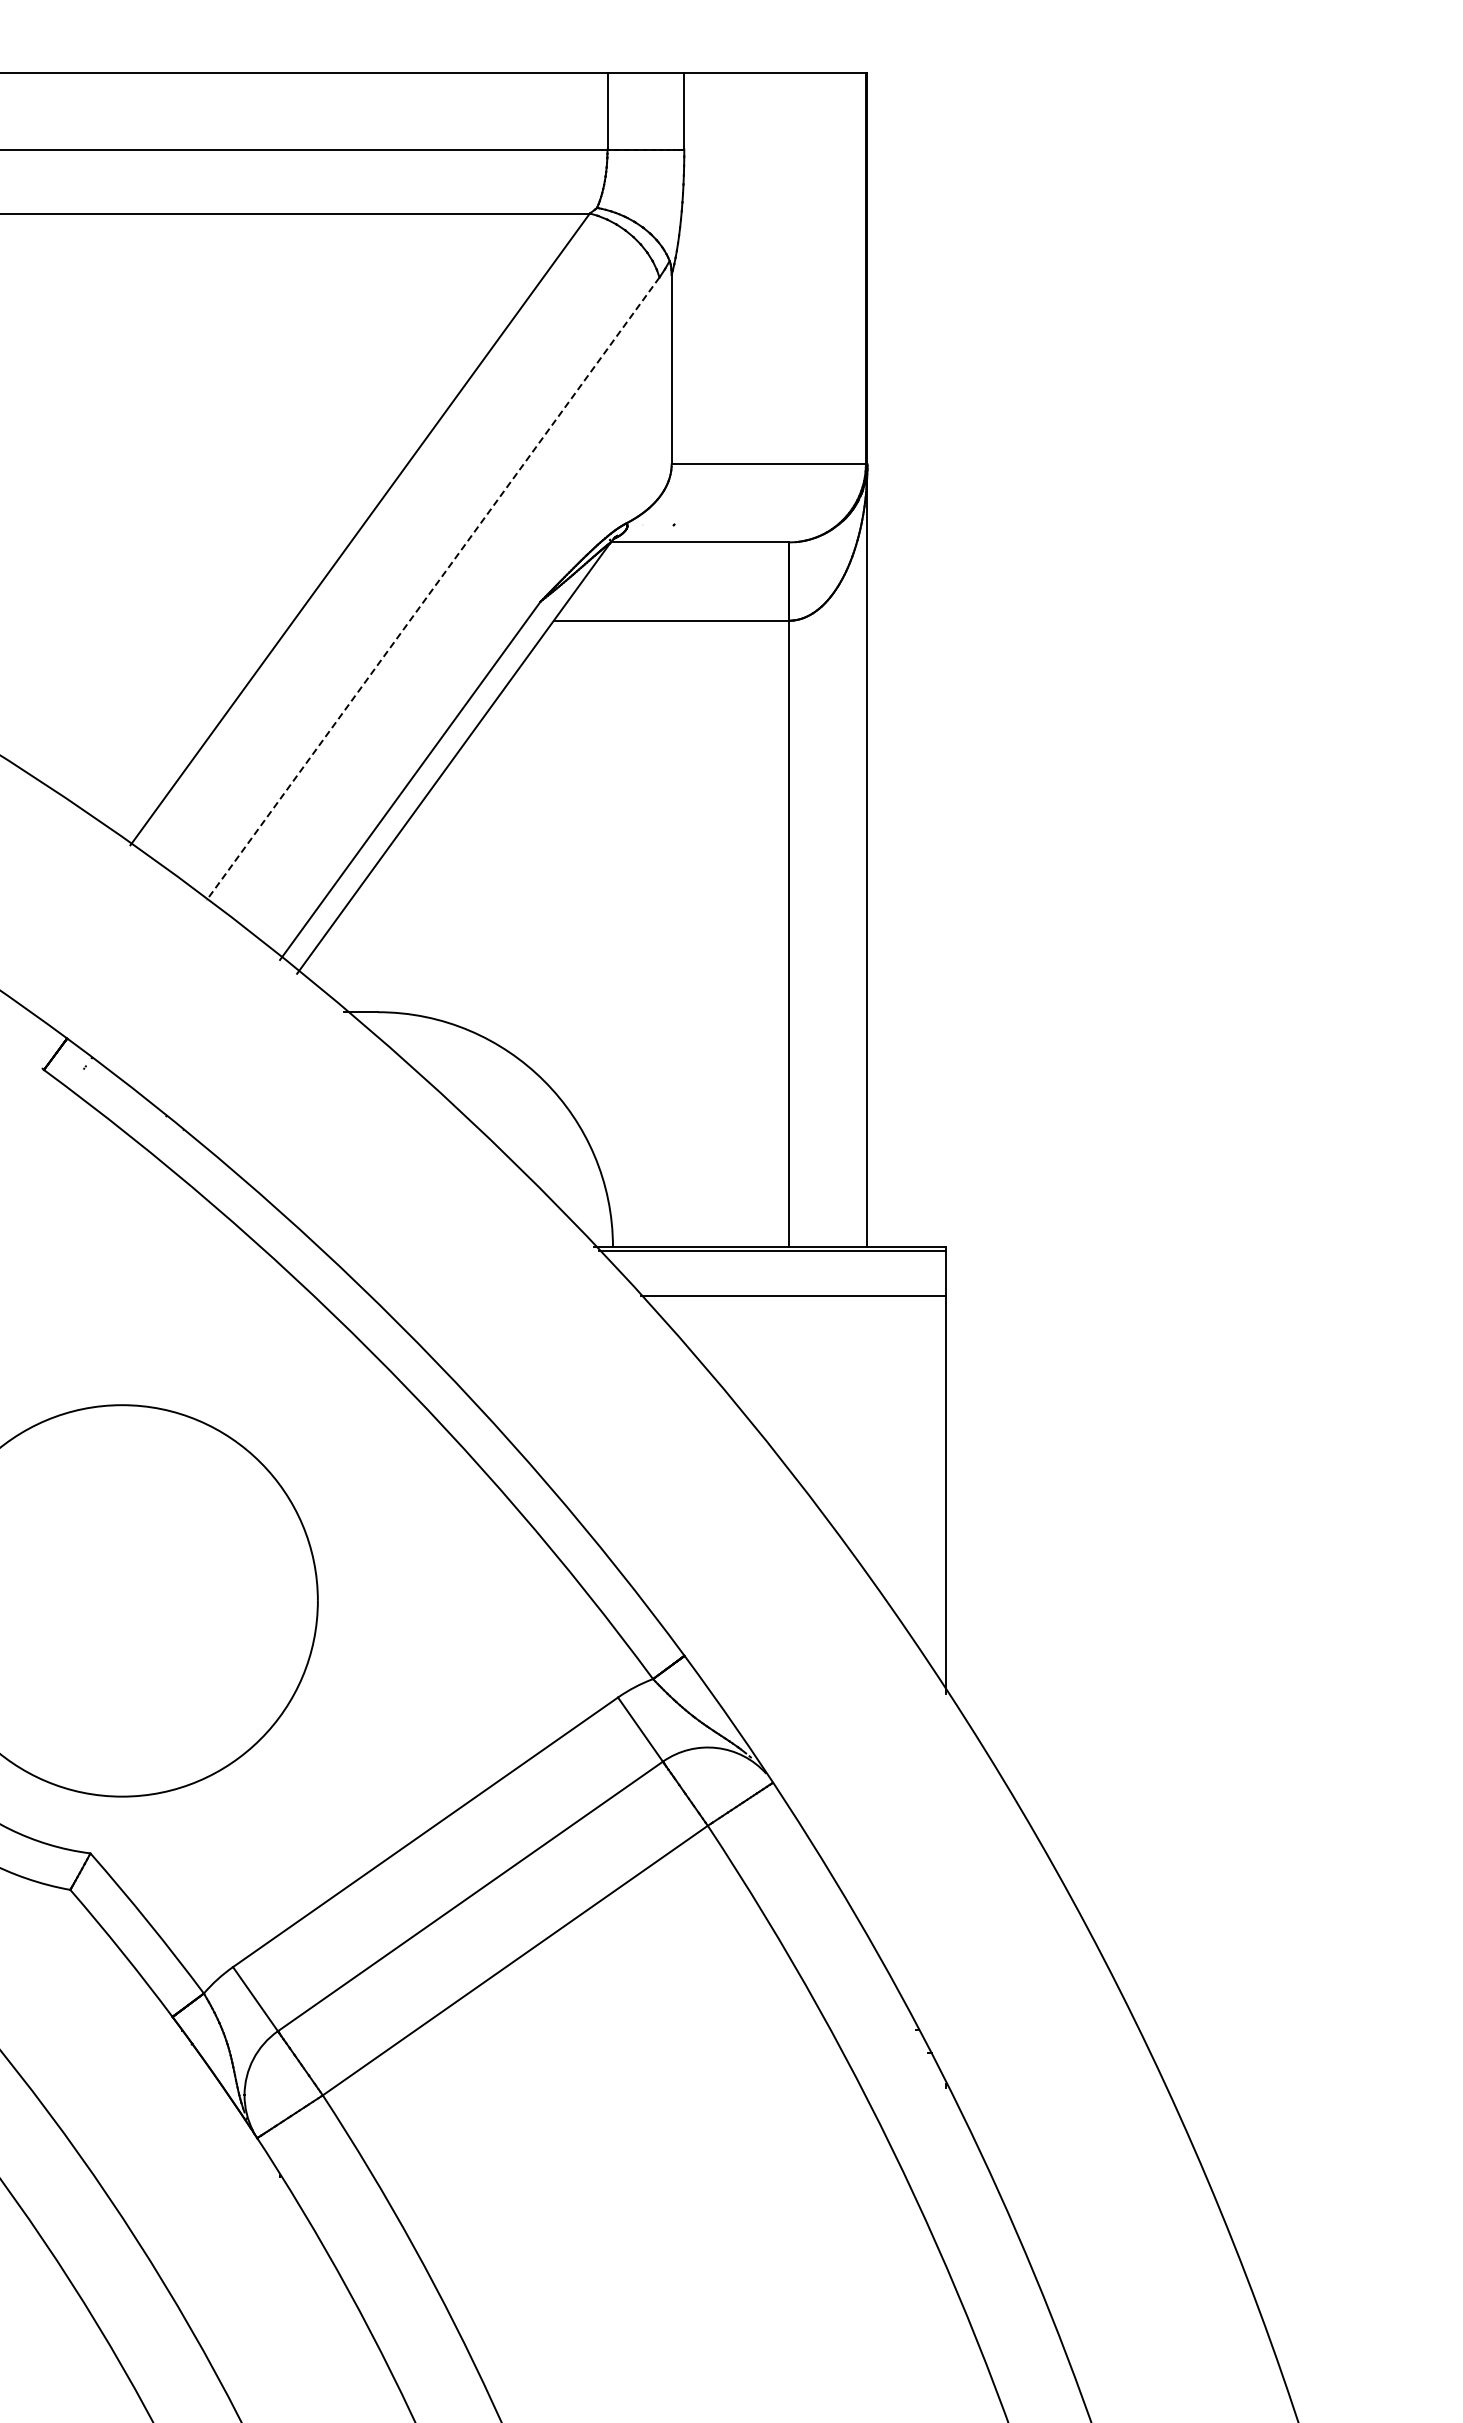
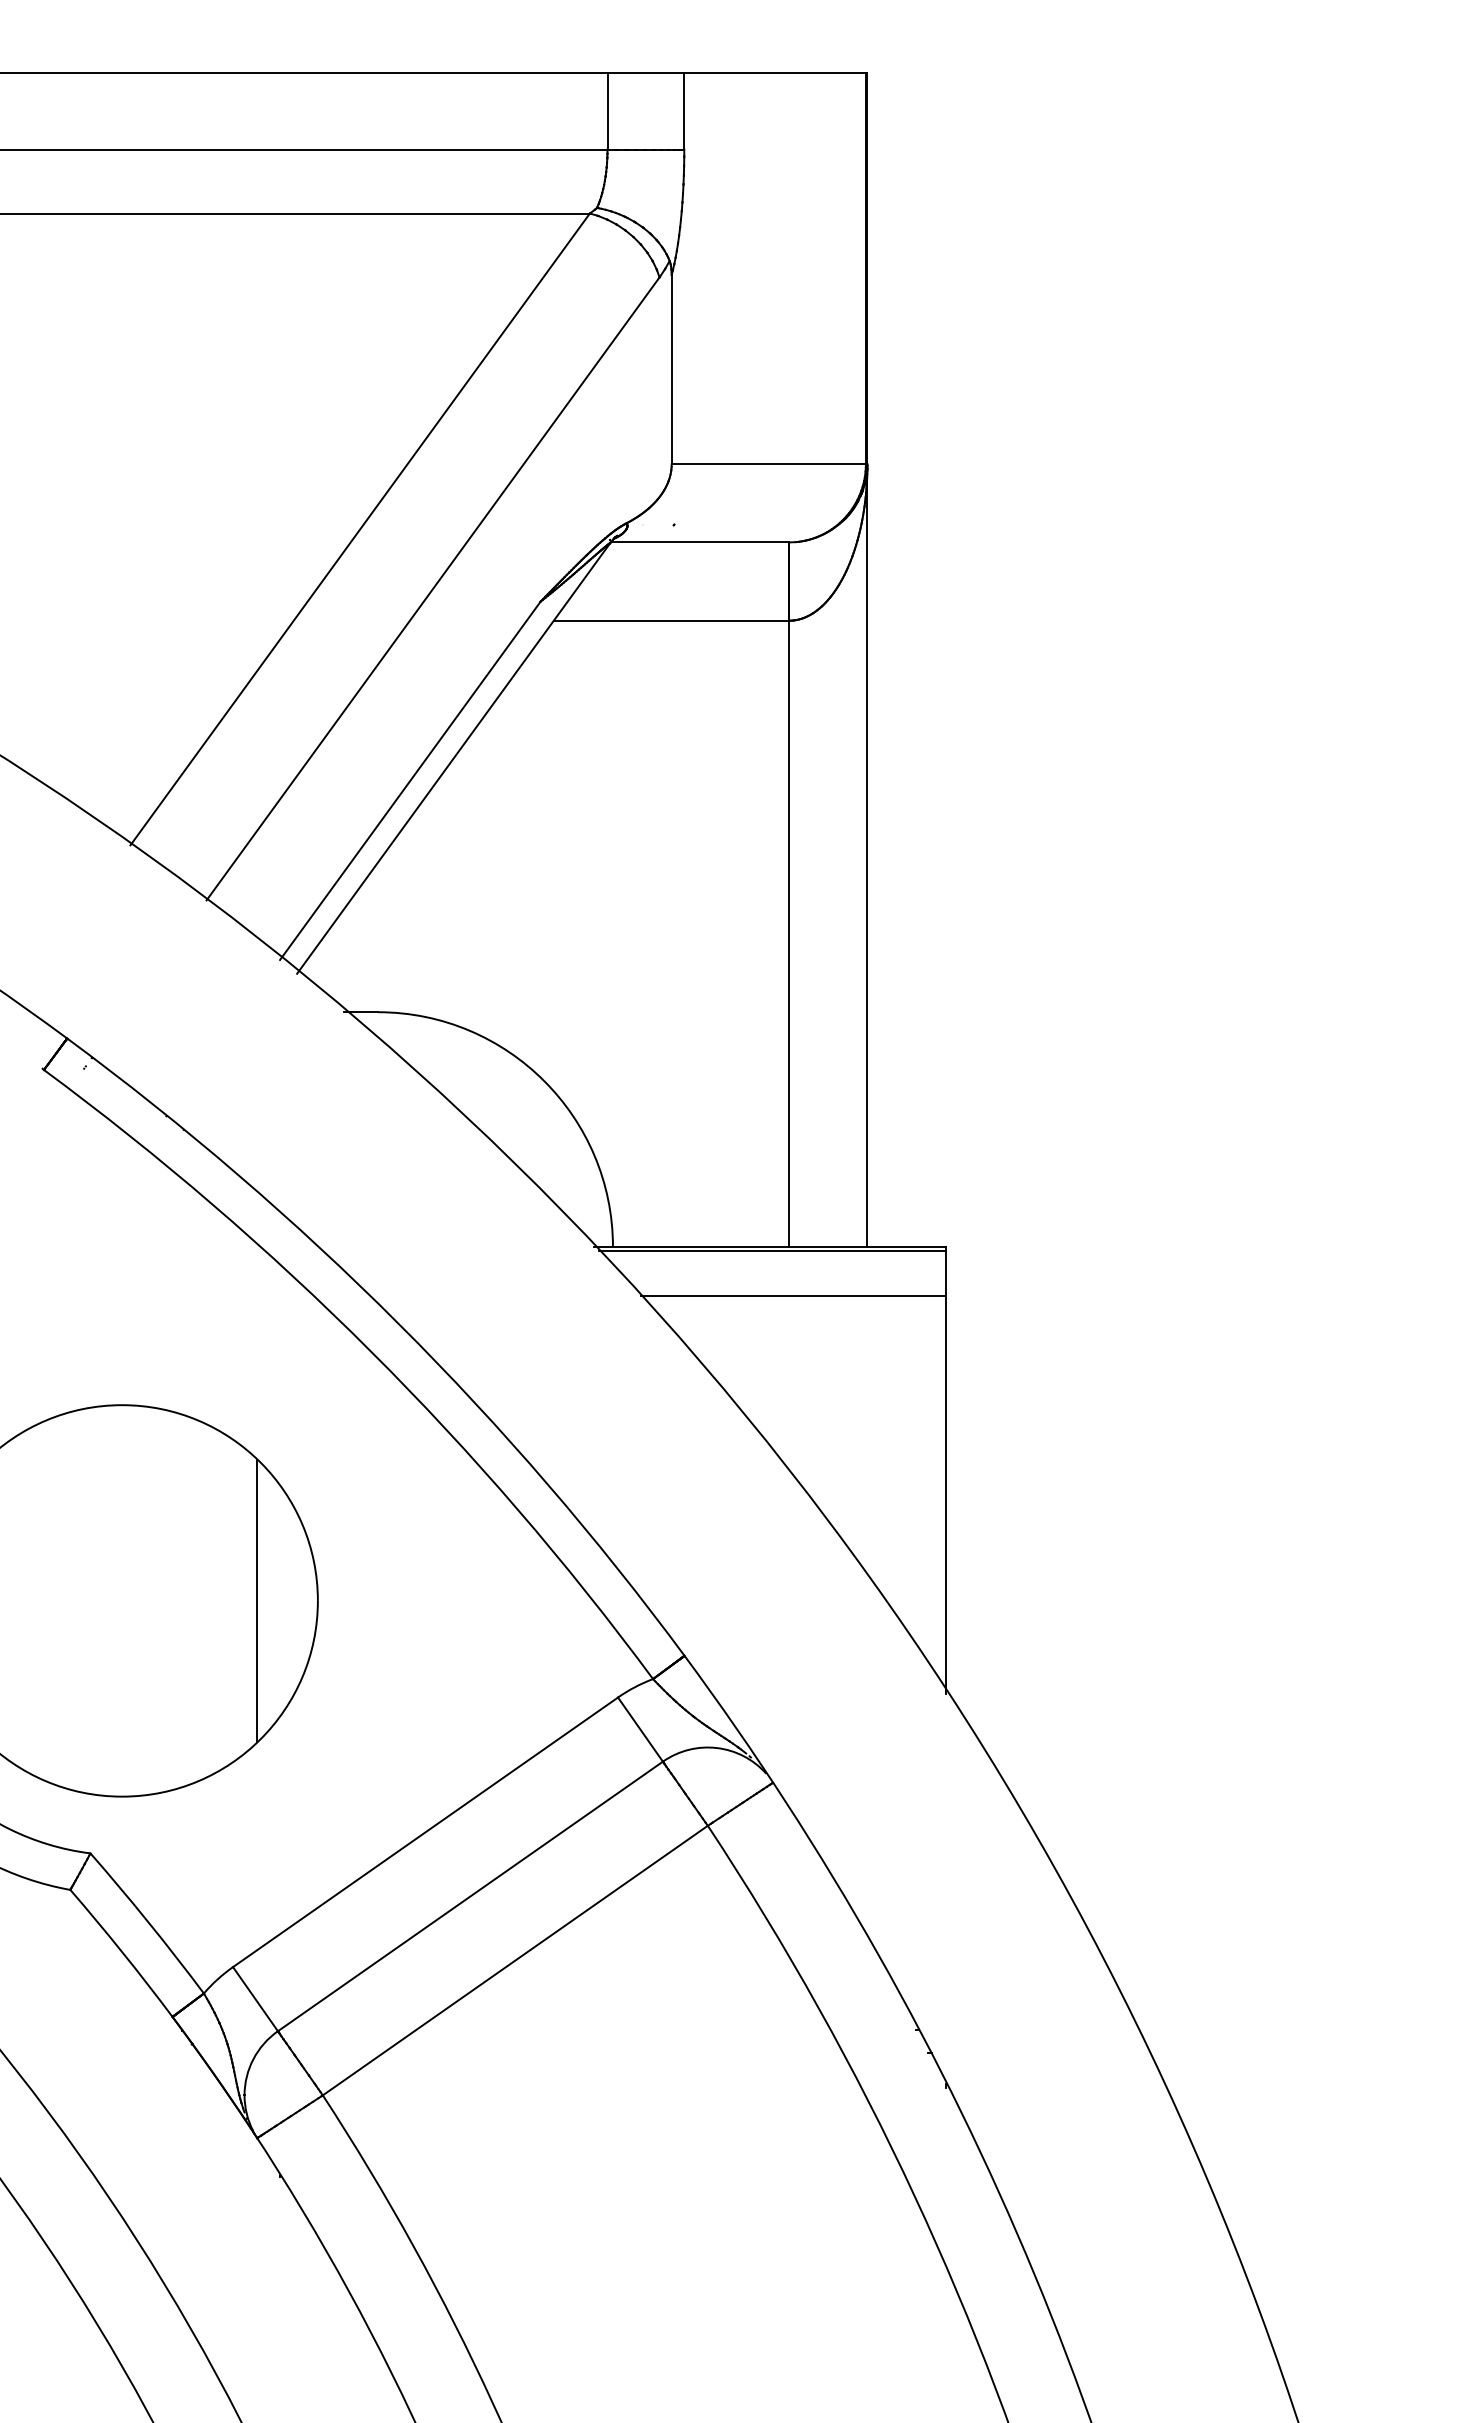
line: dashed -> solid (432, 589)
line: none -> present (257, 1600)
